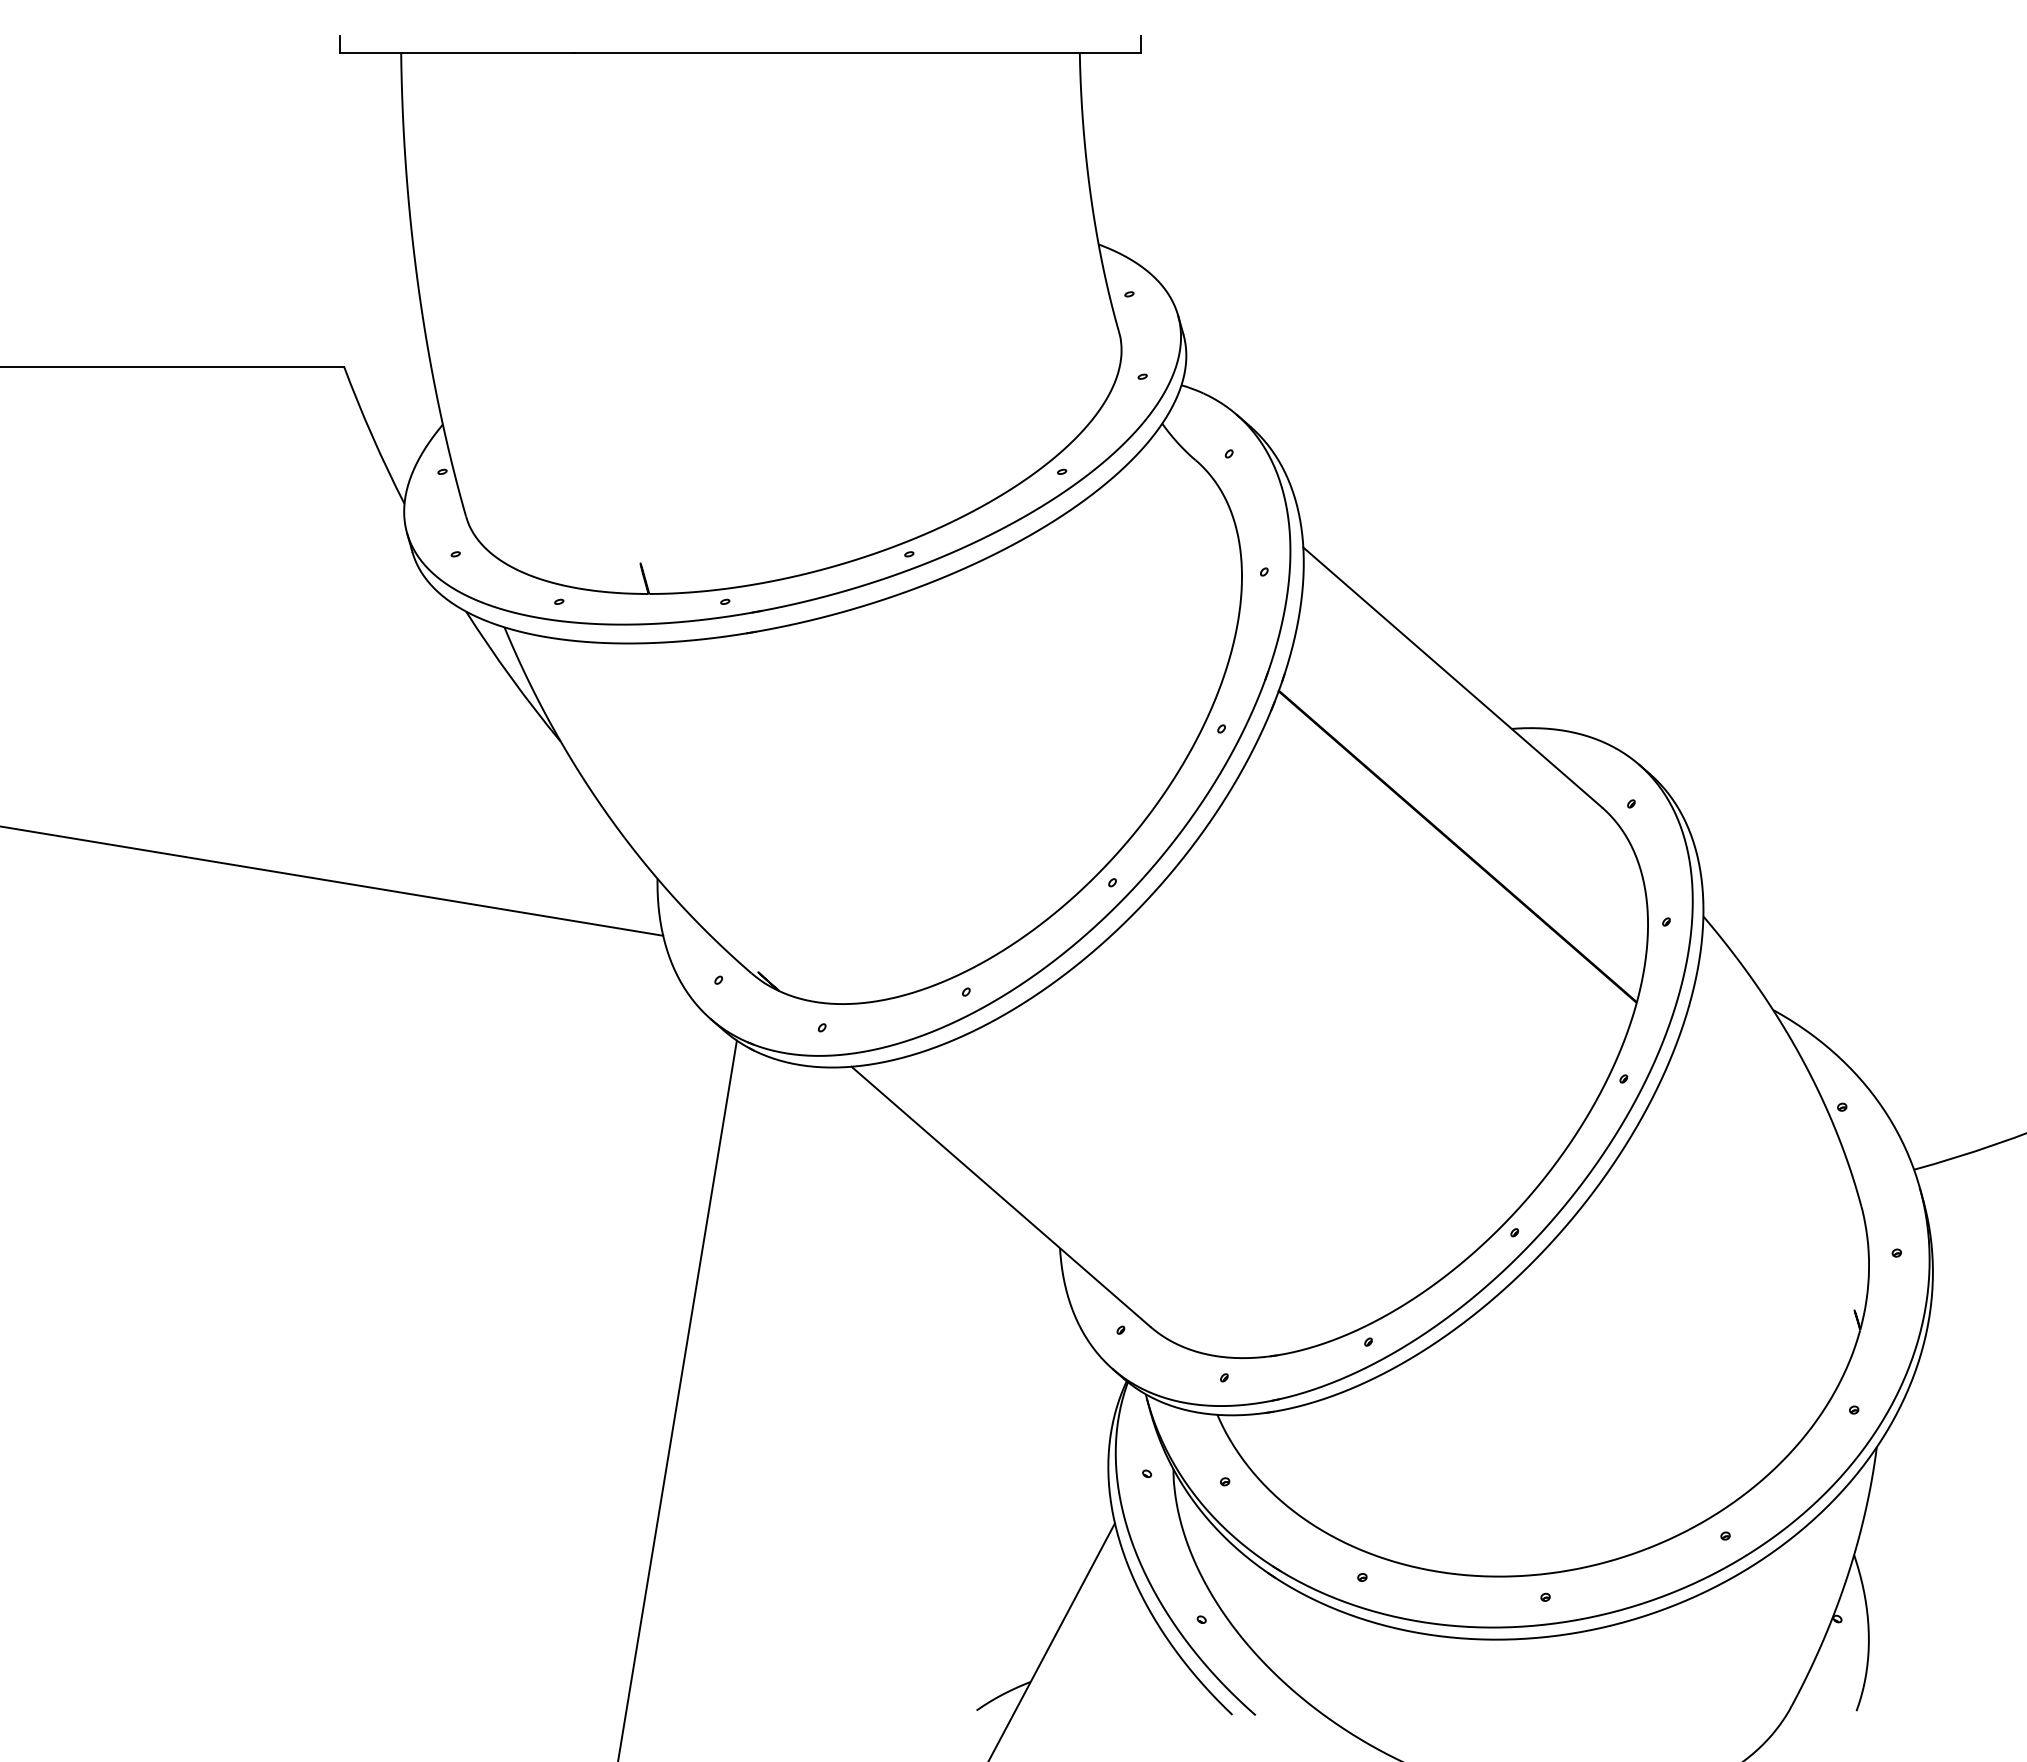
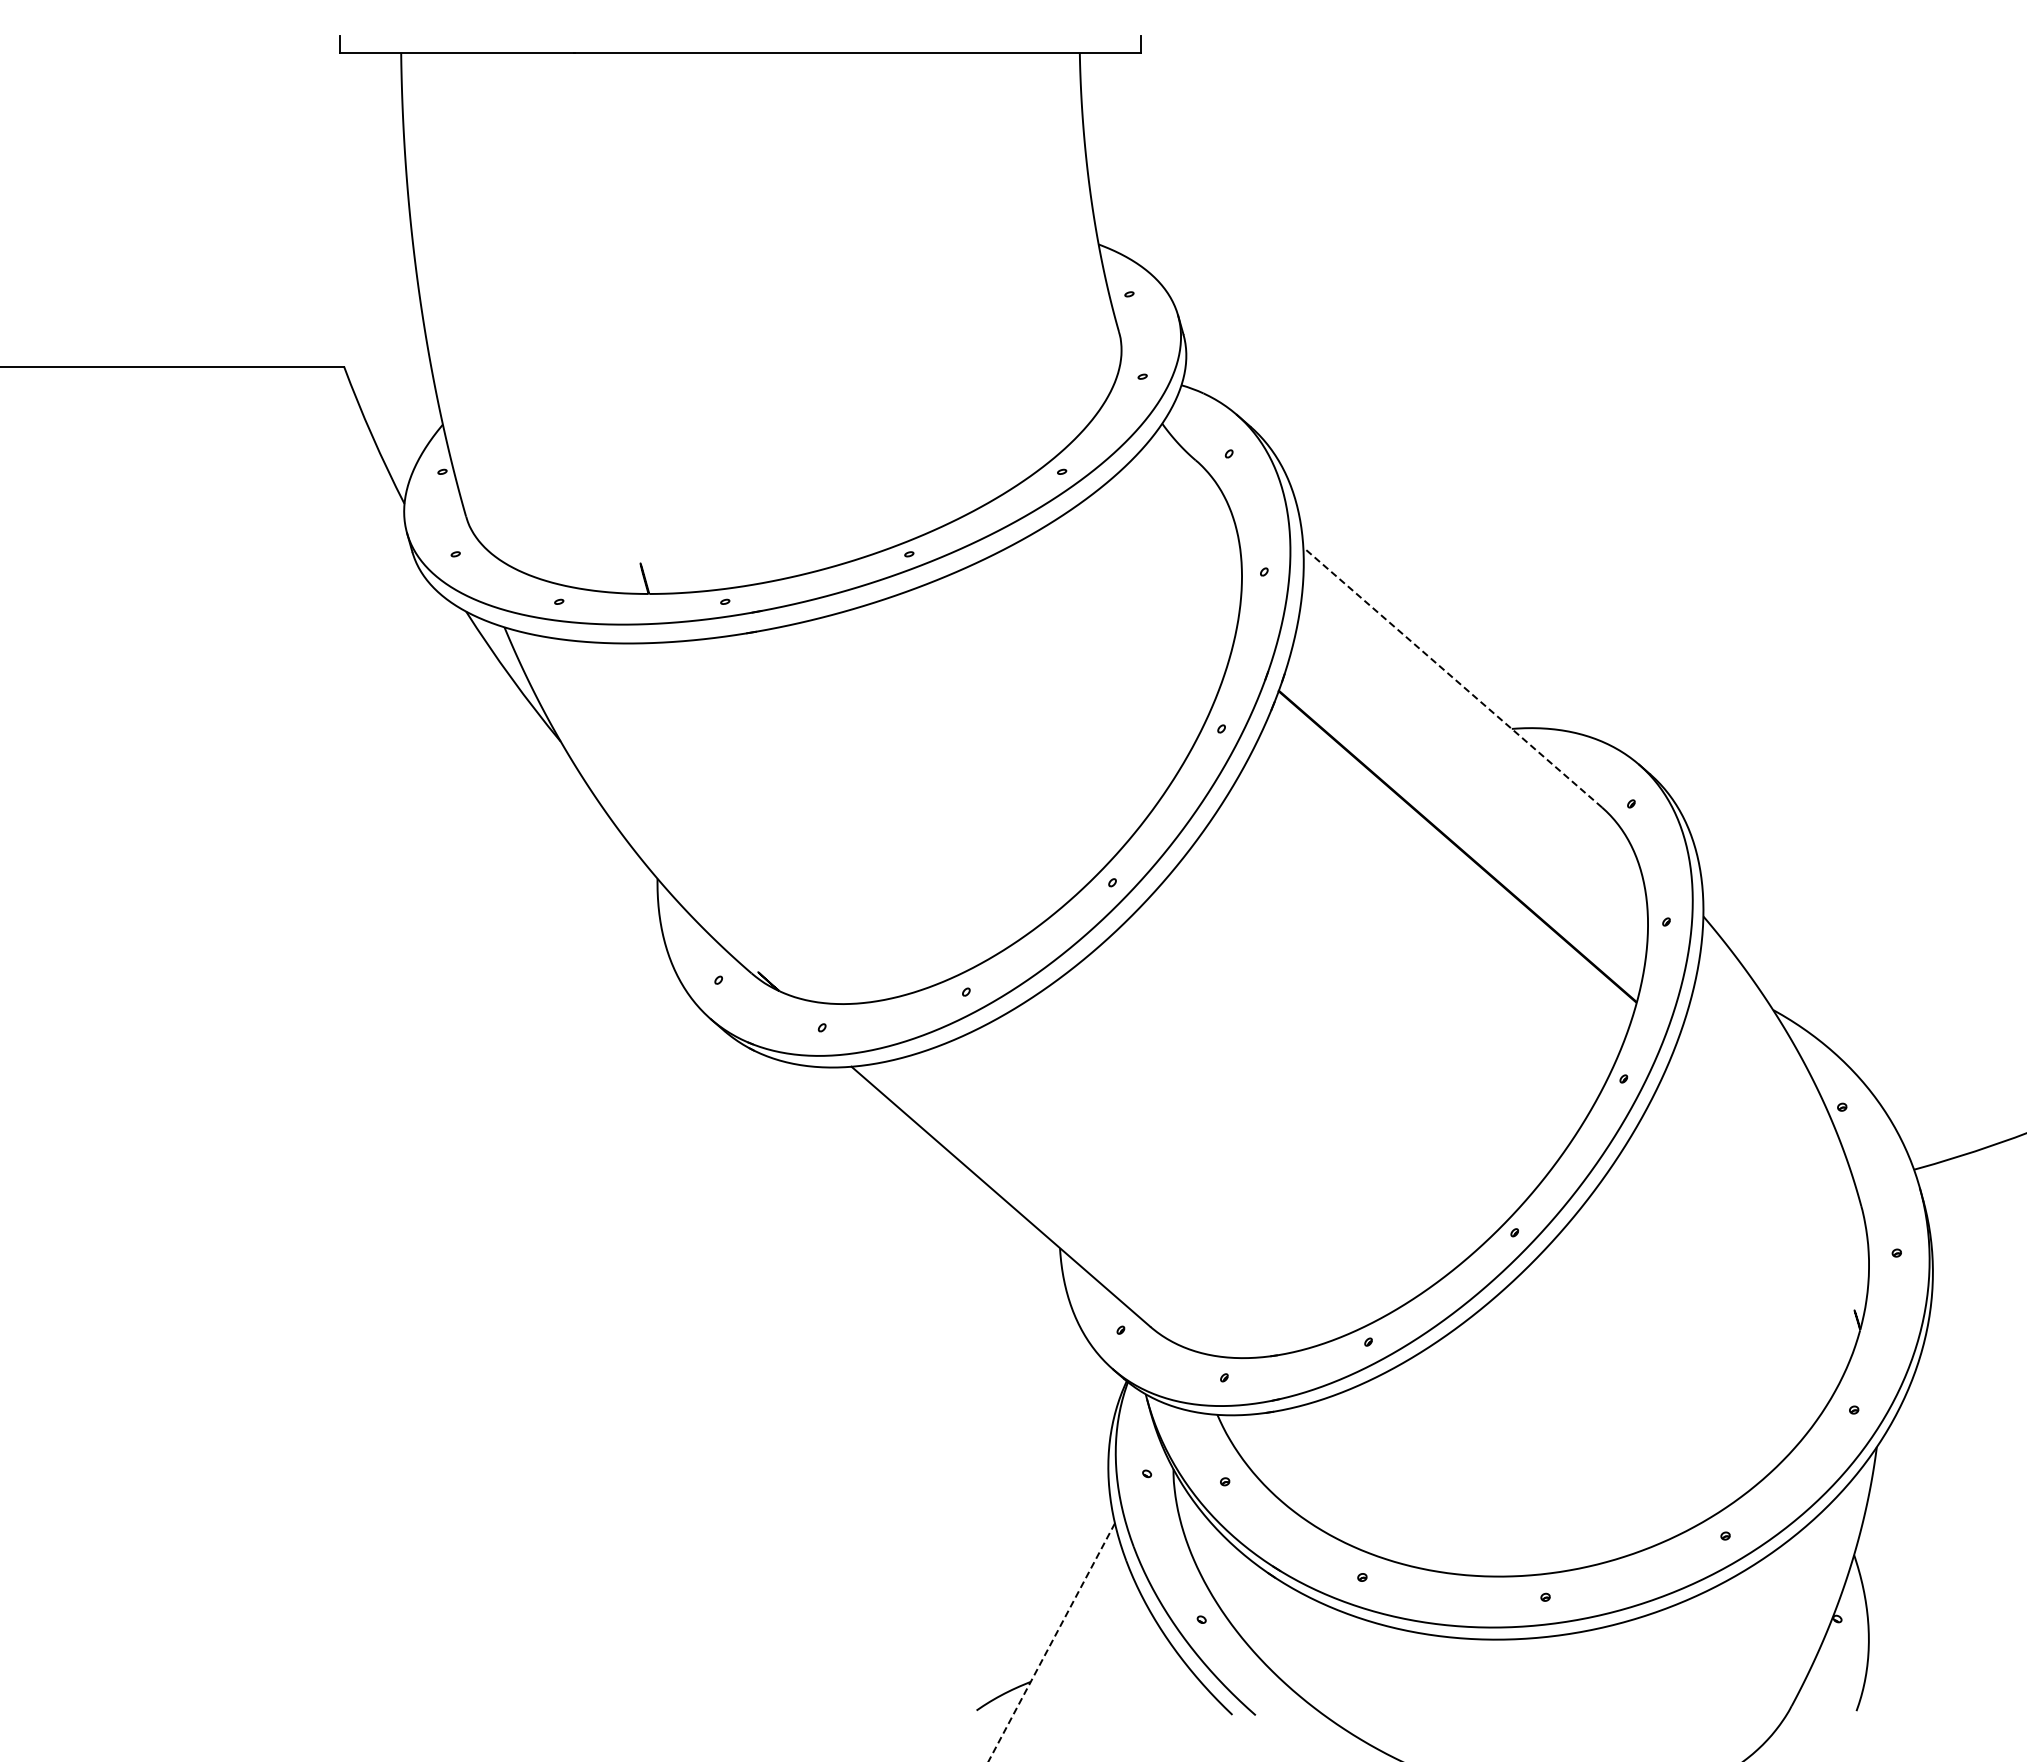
line: solid -> dashed (1452, 677)
line: present -> none (332, 880)
line: present -> none (677, 1399)
line: solid -> dashed (1051, 1642)
